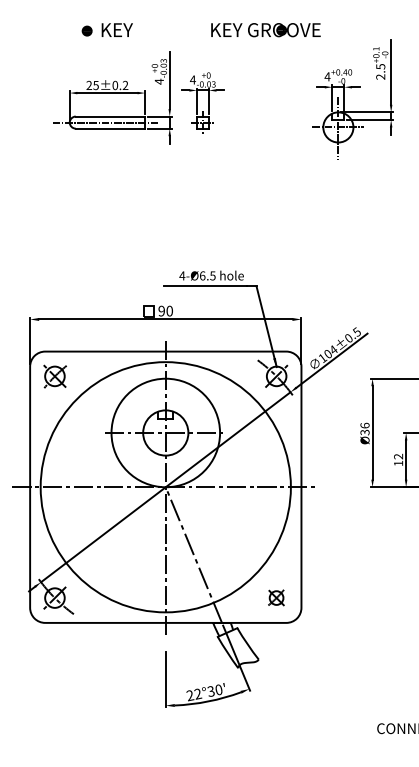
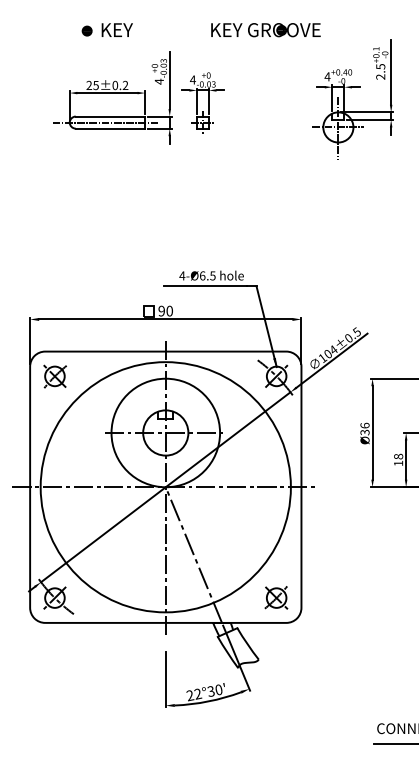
text: 12 -> 18 (398, 456)
part size: 17x18 px -> 25x24 px (276, 597)
line: none -> present (394, 743)
